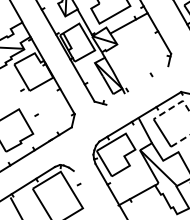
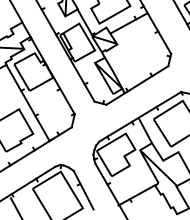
line: none -> present (137, 85)
line: dashed -> solid (182, 100)
line: none -> present (28, 103)
line: none -> present (83, 189)
